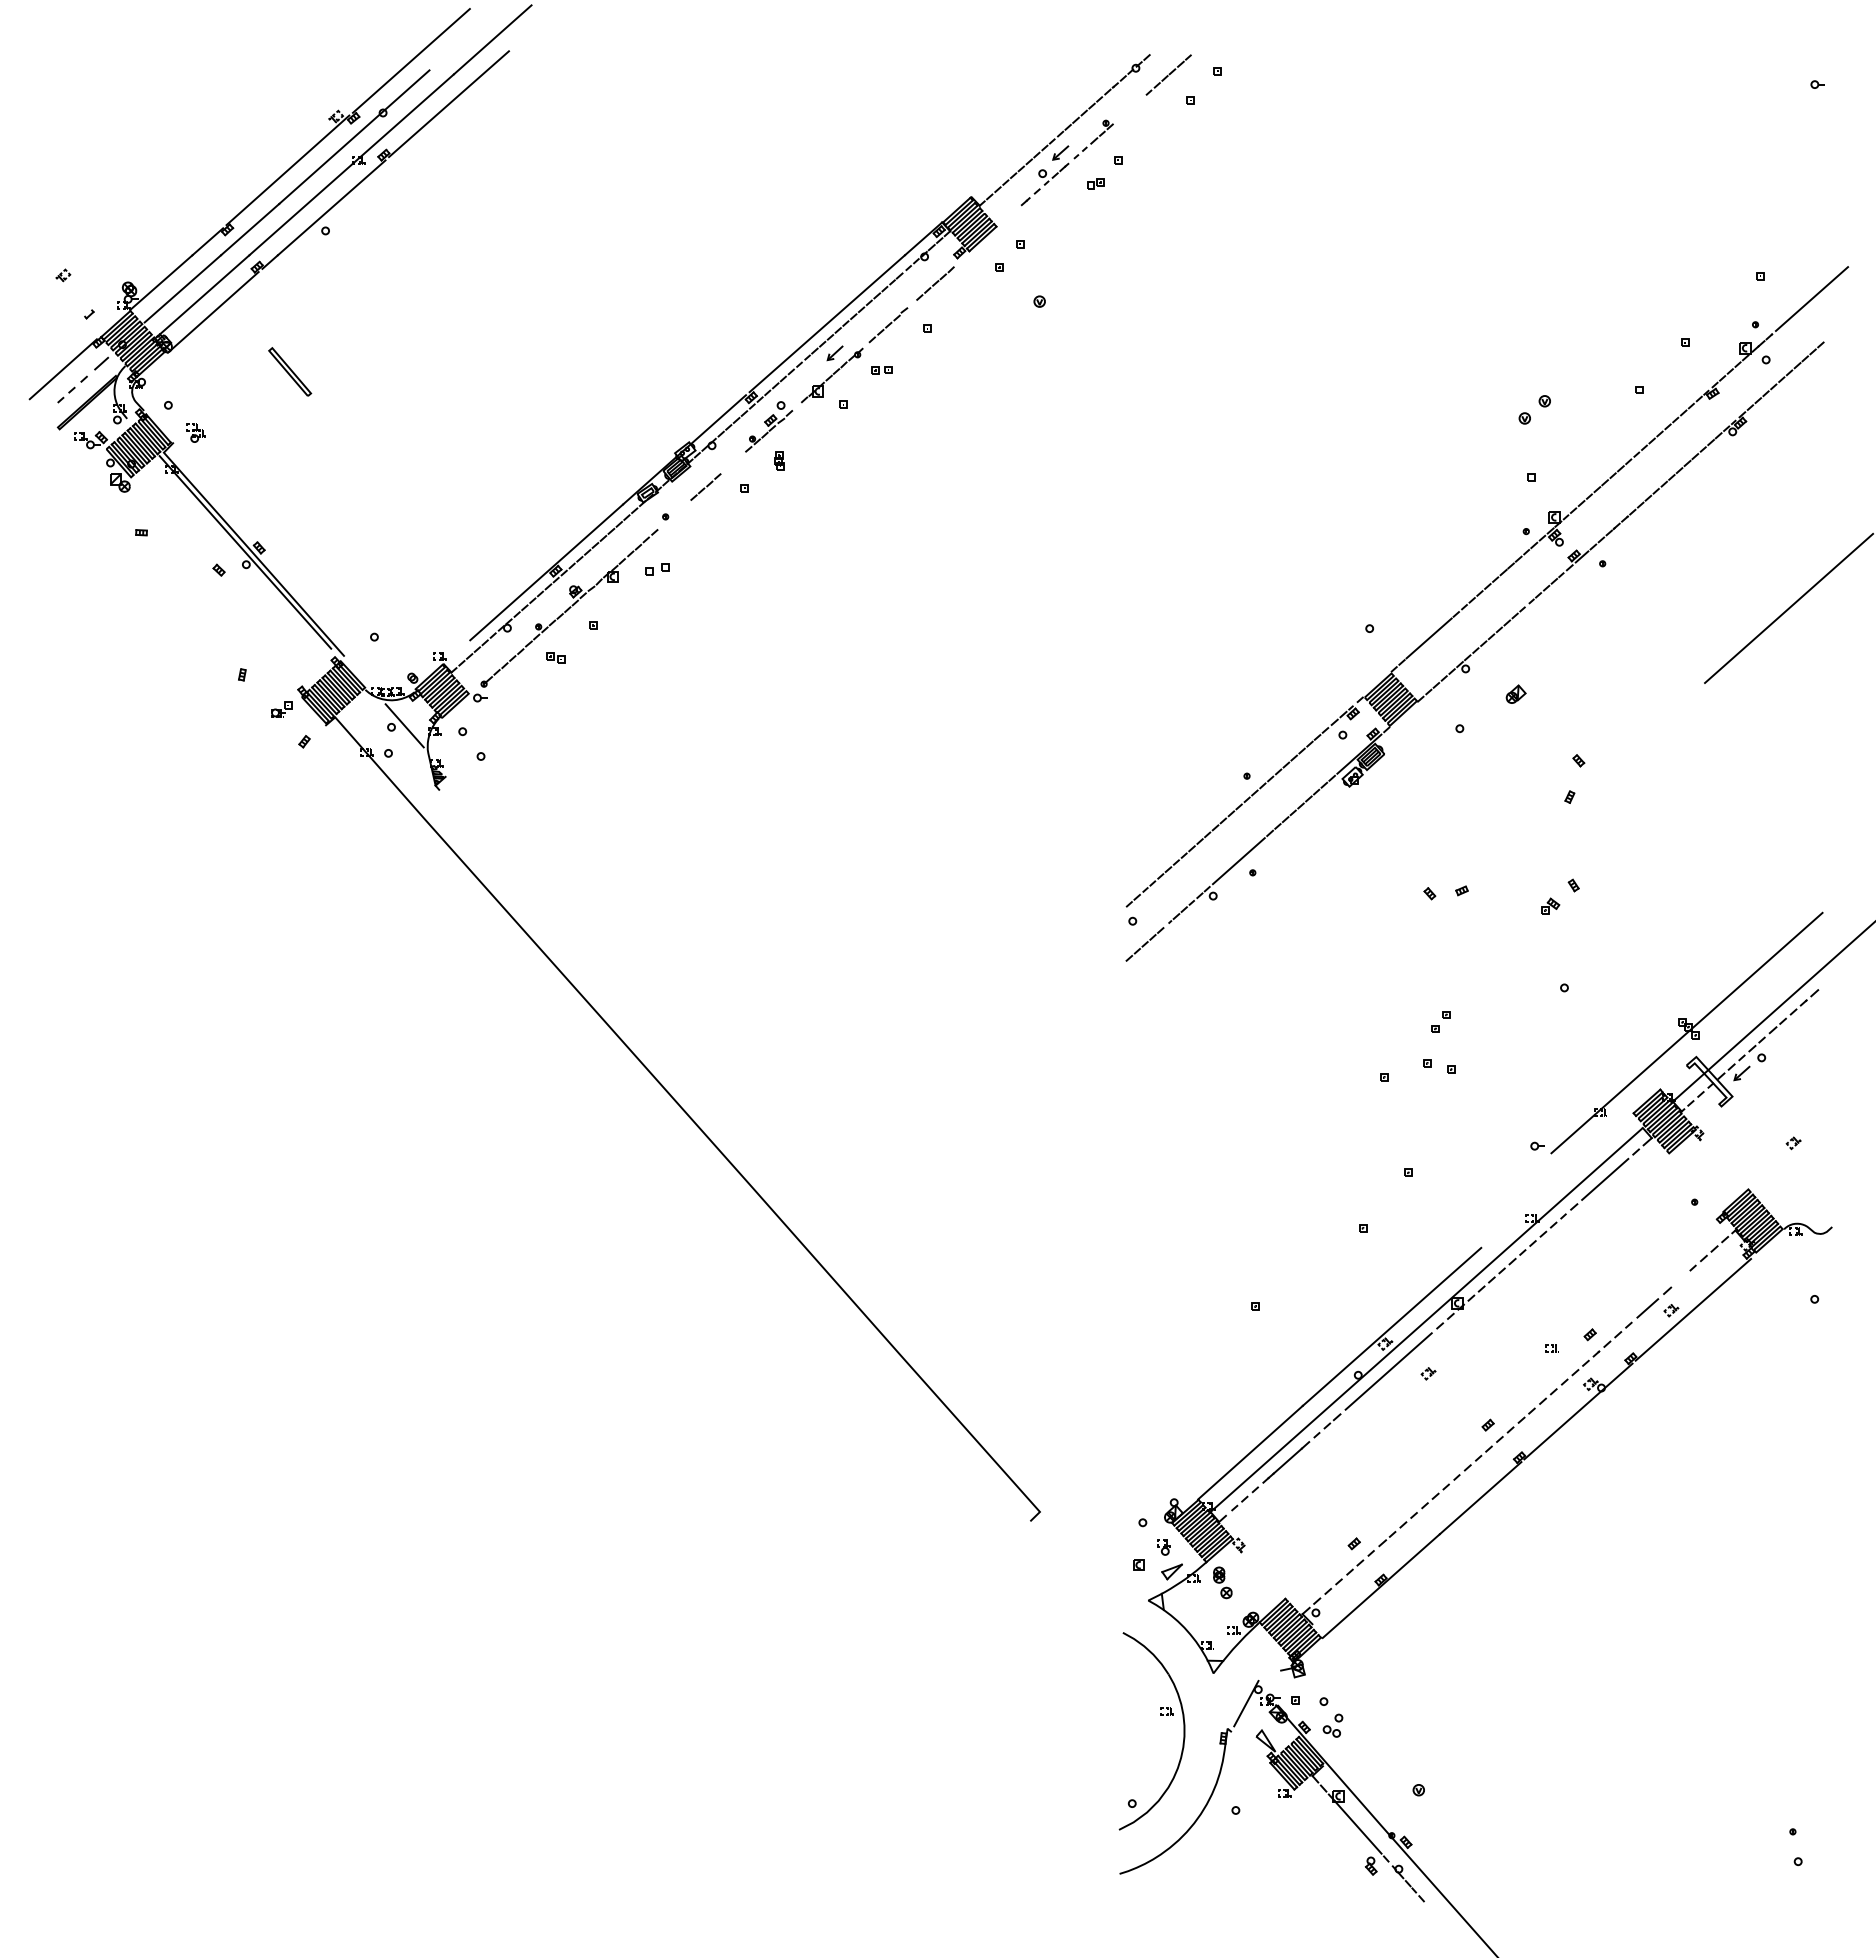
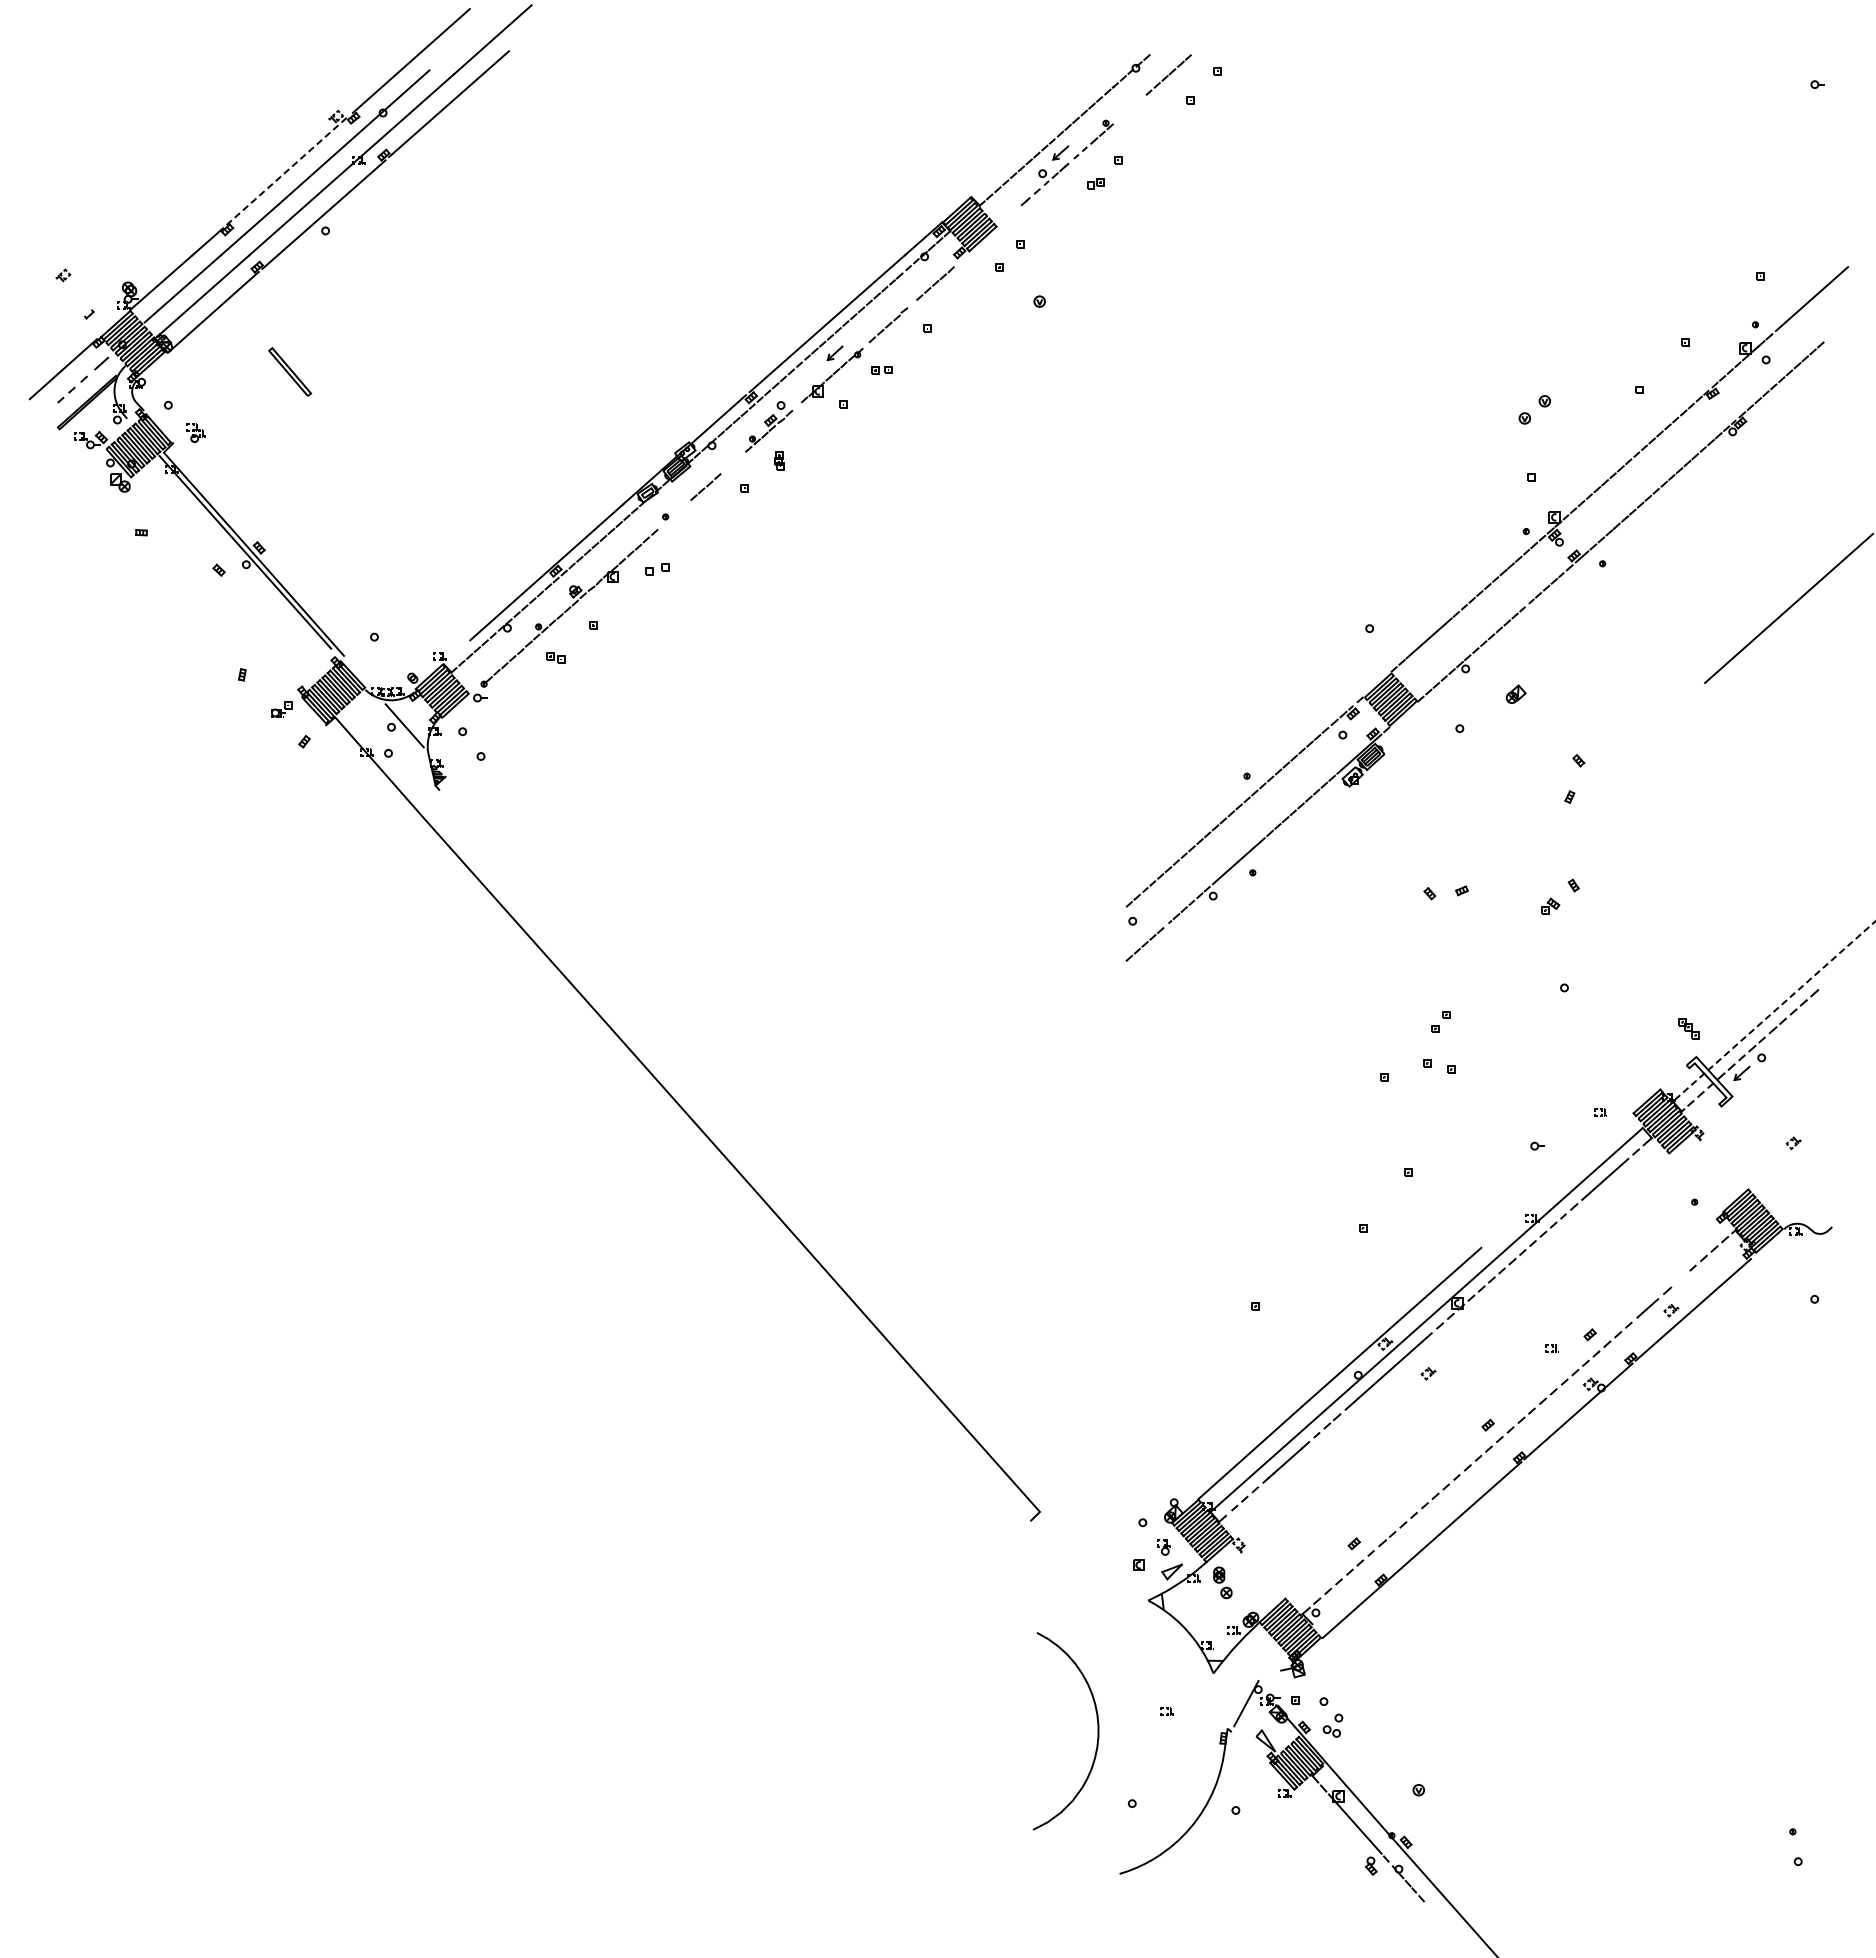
line: solid -> dashed (288, 170)
line: solid -> dashed (1774, 1011)
line: present -> none (1686, 1032)
part position: (1183, 1731) -> (1097, 1731) (1097, 1731)
